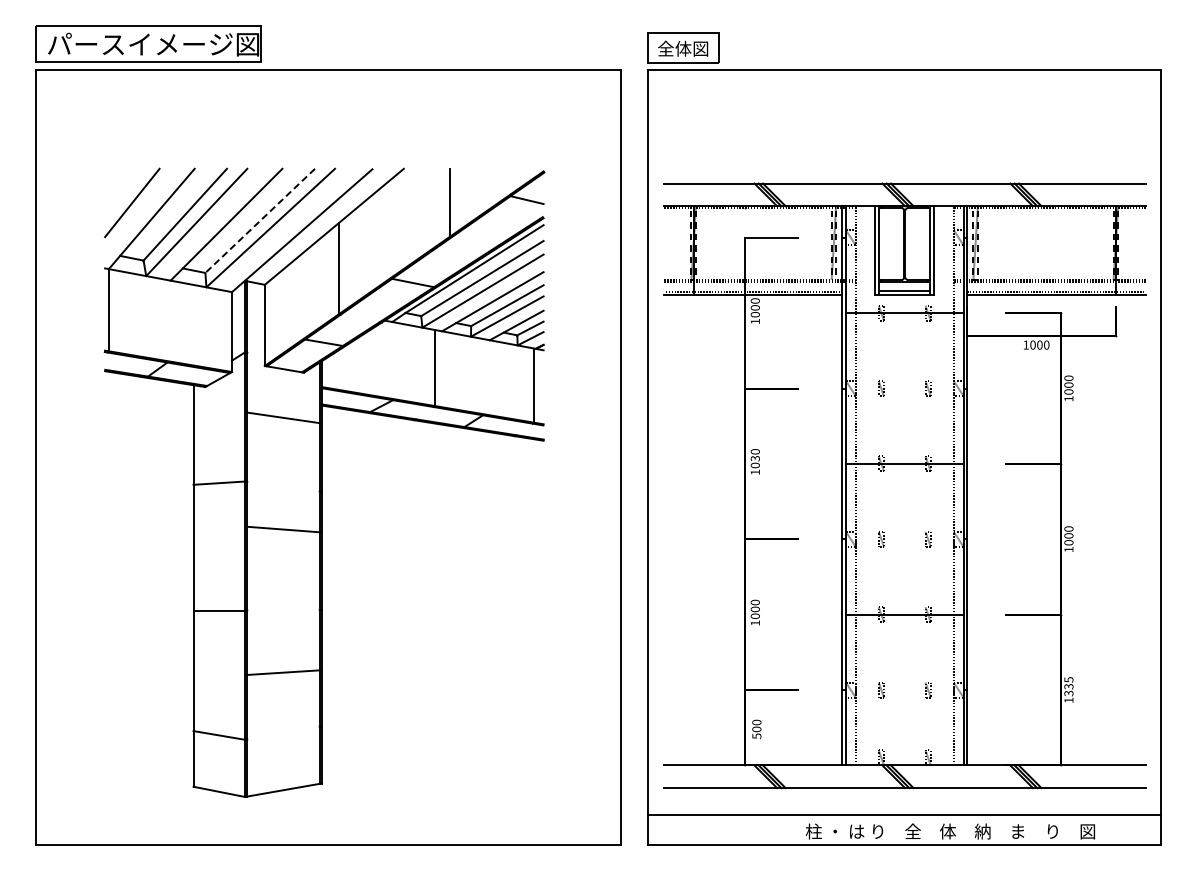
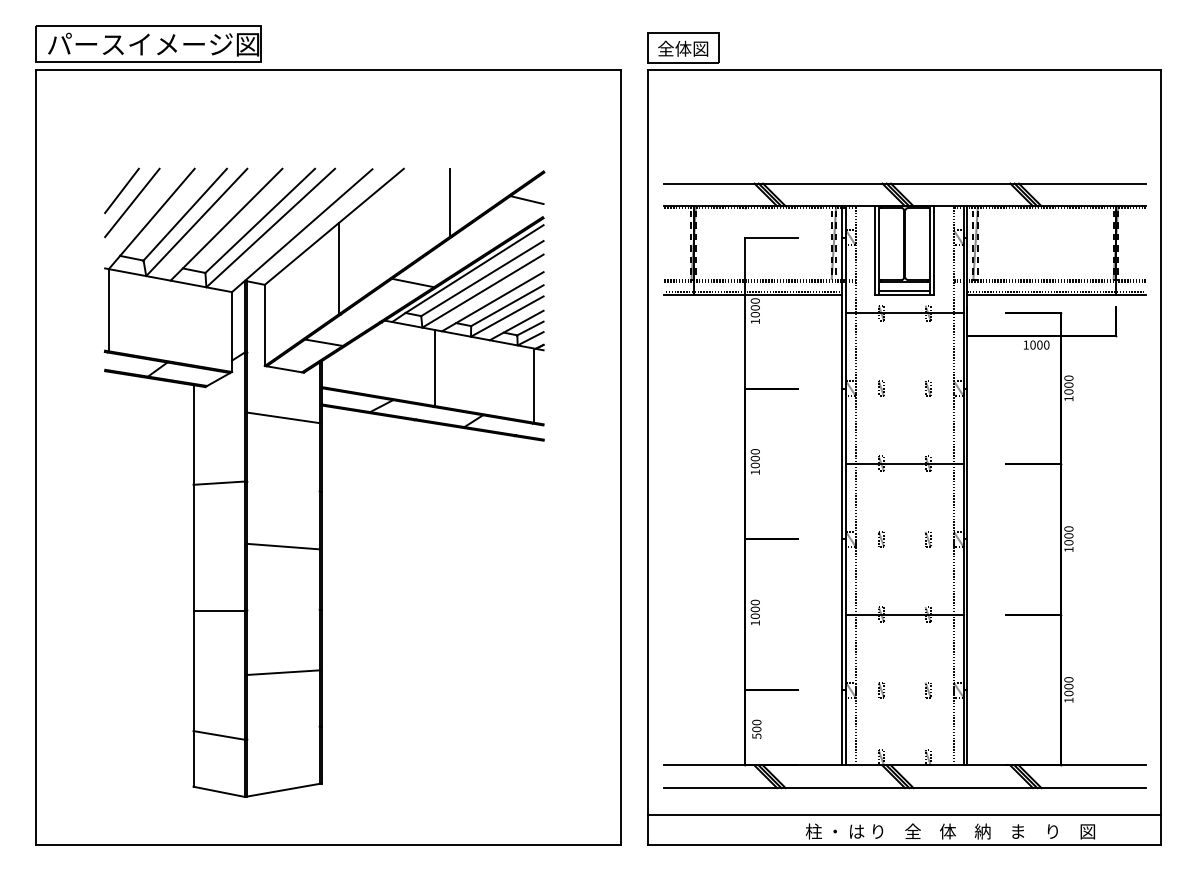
line: none -> present (121, 190)
line: dashed -> solid (260, 221)
text: 1030 -> 1000 (754, 458)
line position: (284, 529) -> (283, 546) (283, 546)
text: 1335 -> 1000 (1068, 686)
